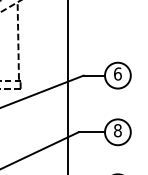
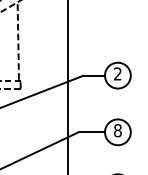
text: 6 -> 2 (117, 73)
